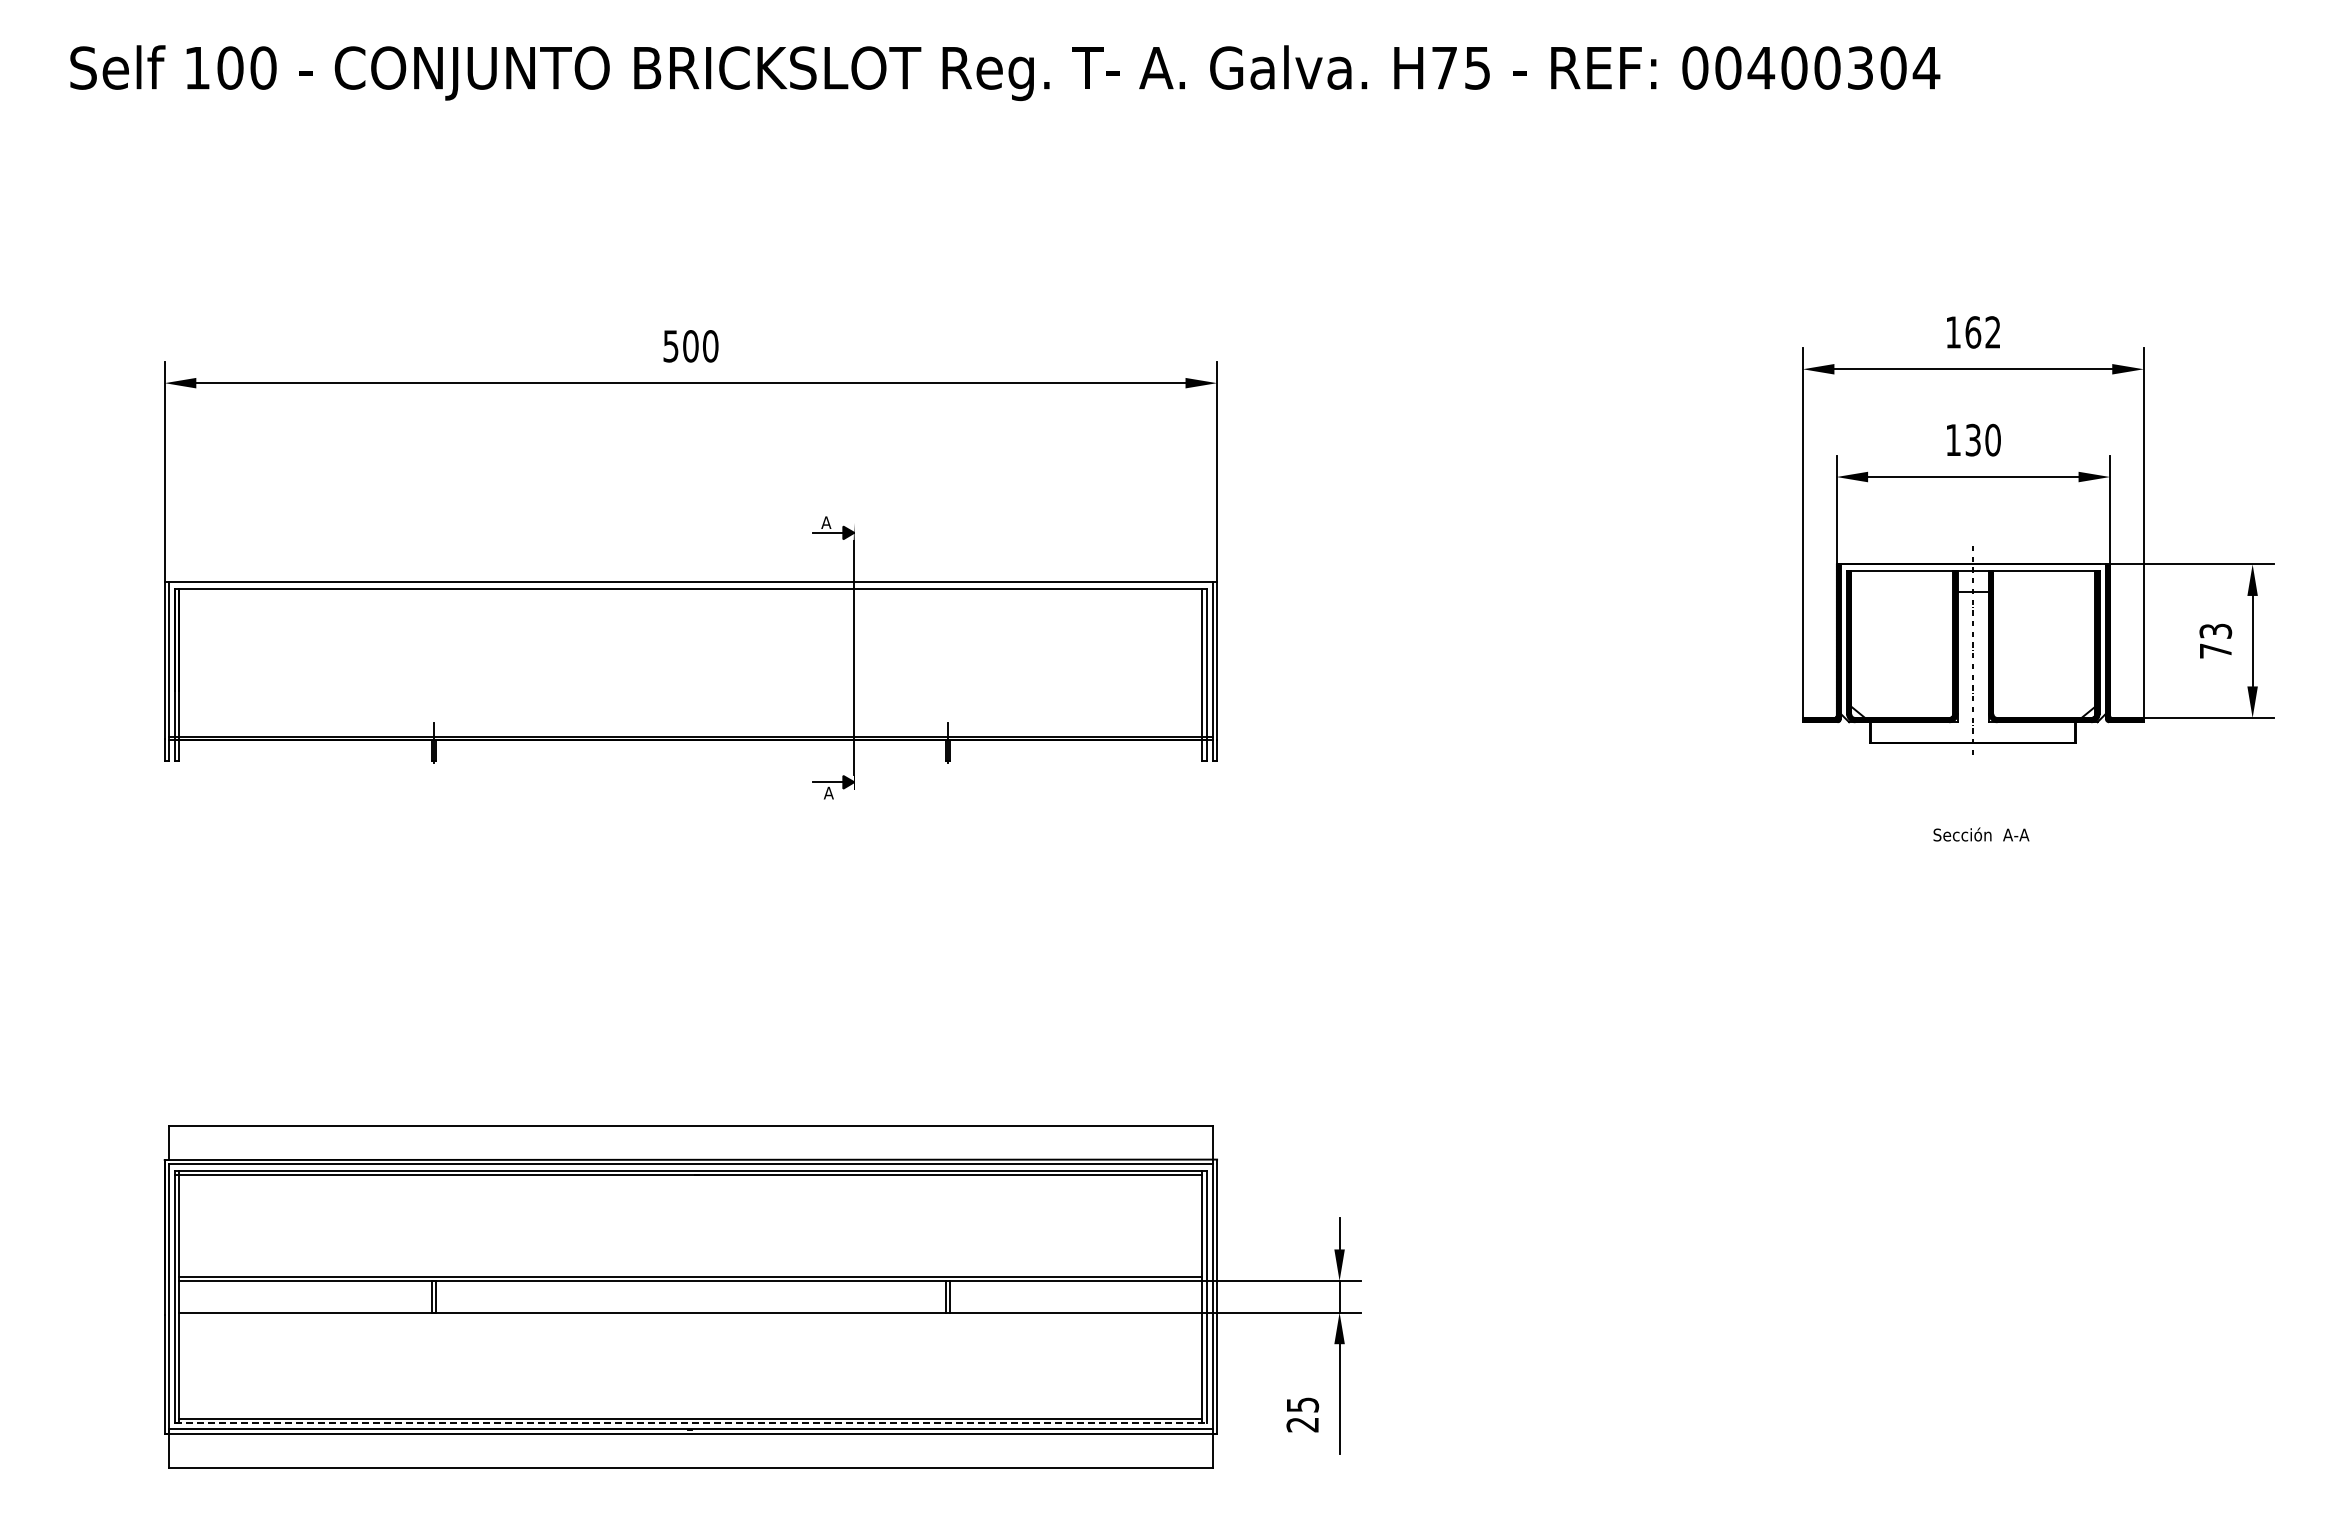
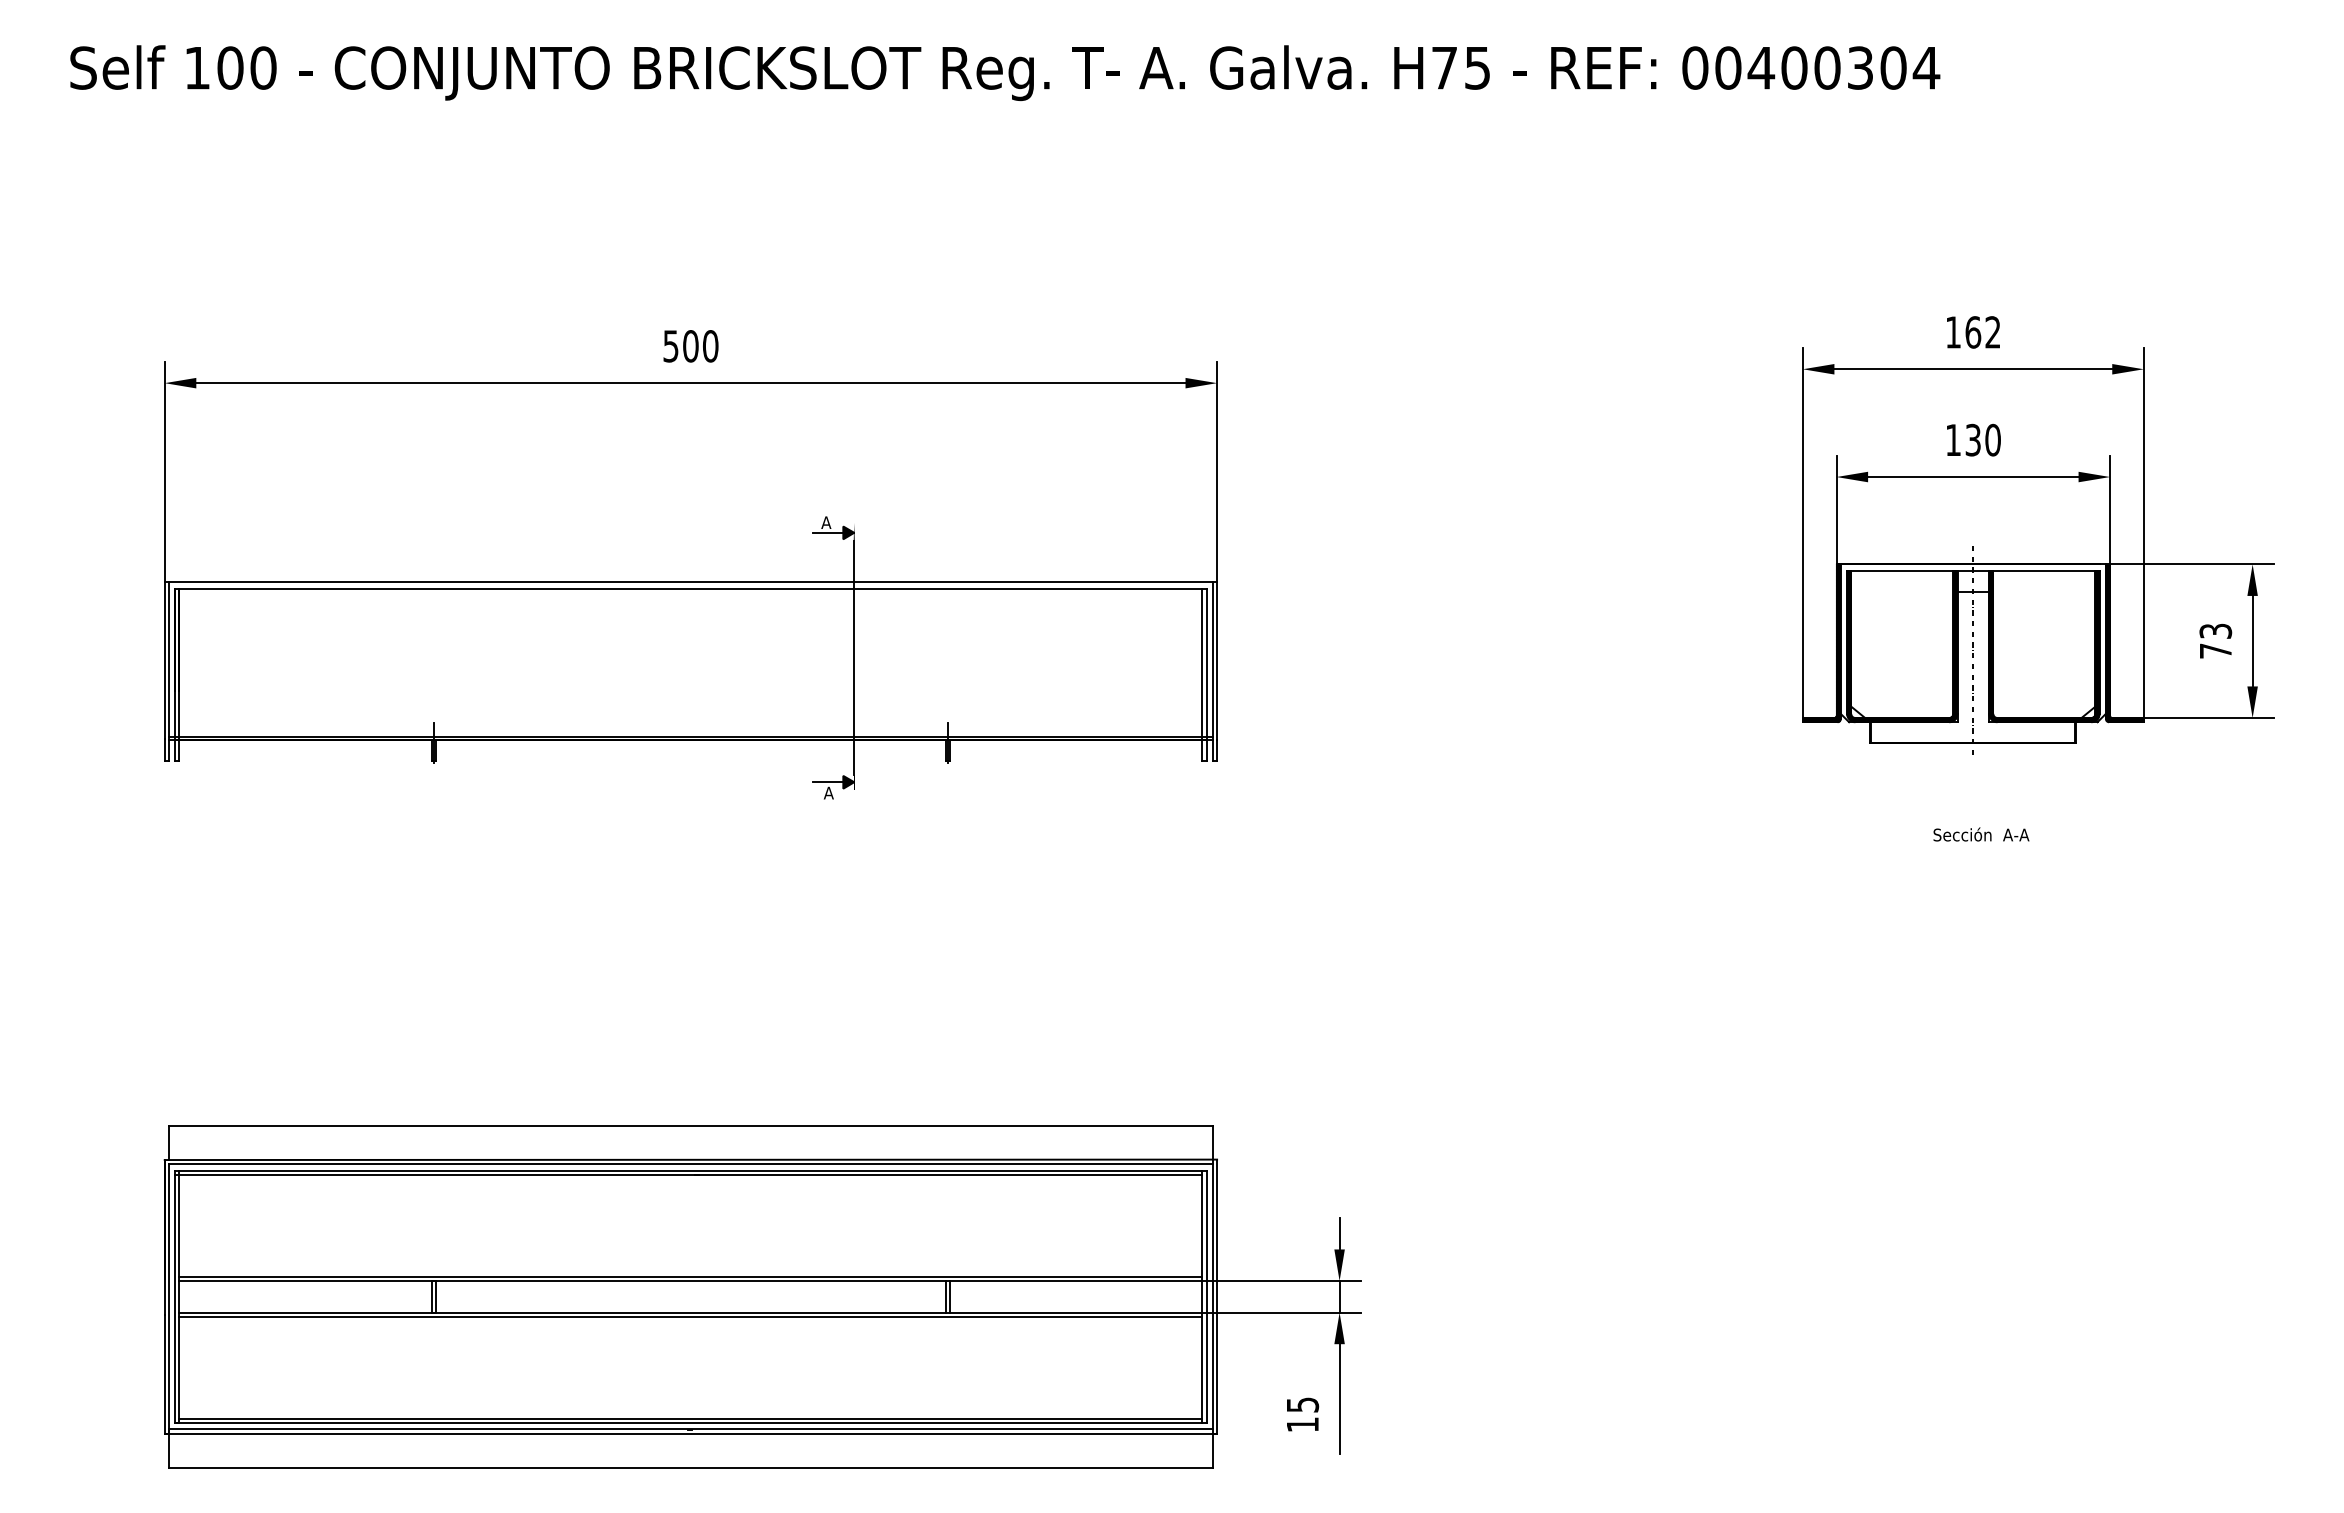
line: none -> present (690, 1316)
line: dashed -> solid (690, 1423)
text: 25 -> 15 (1302, 1424)
